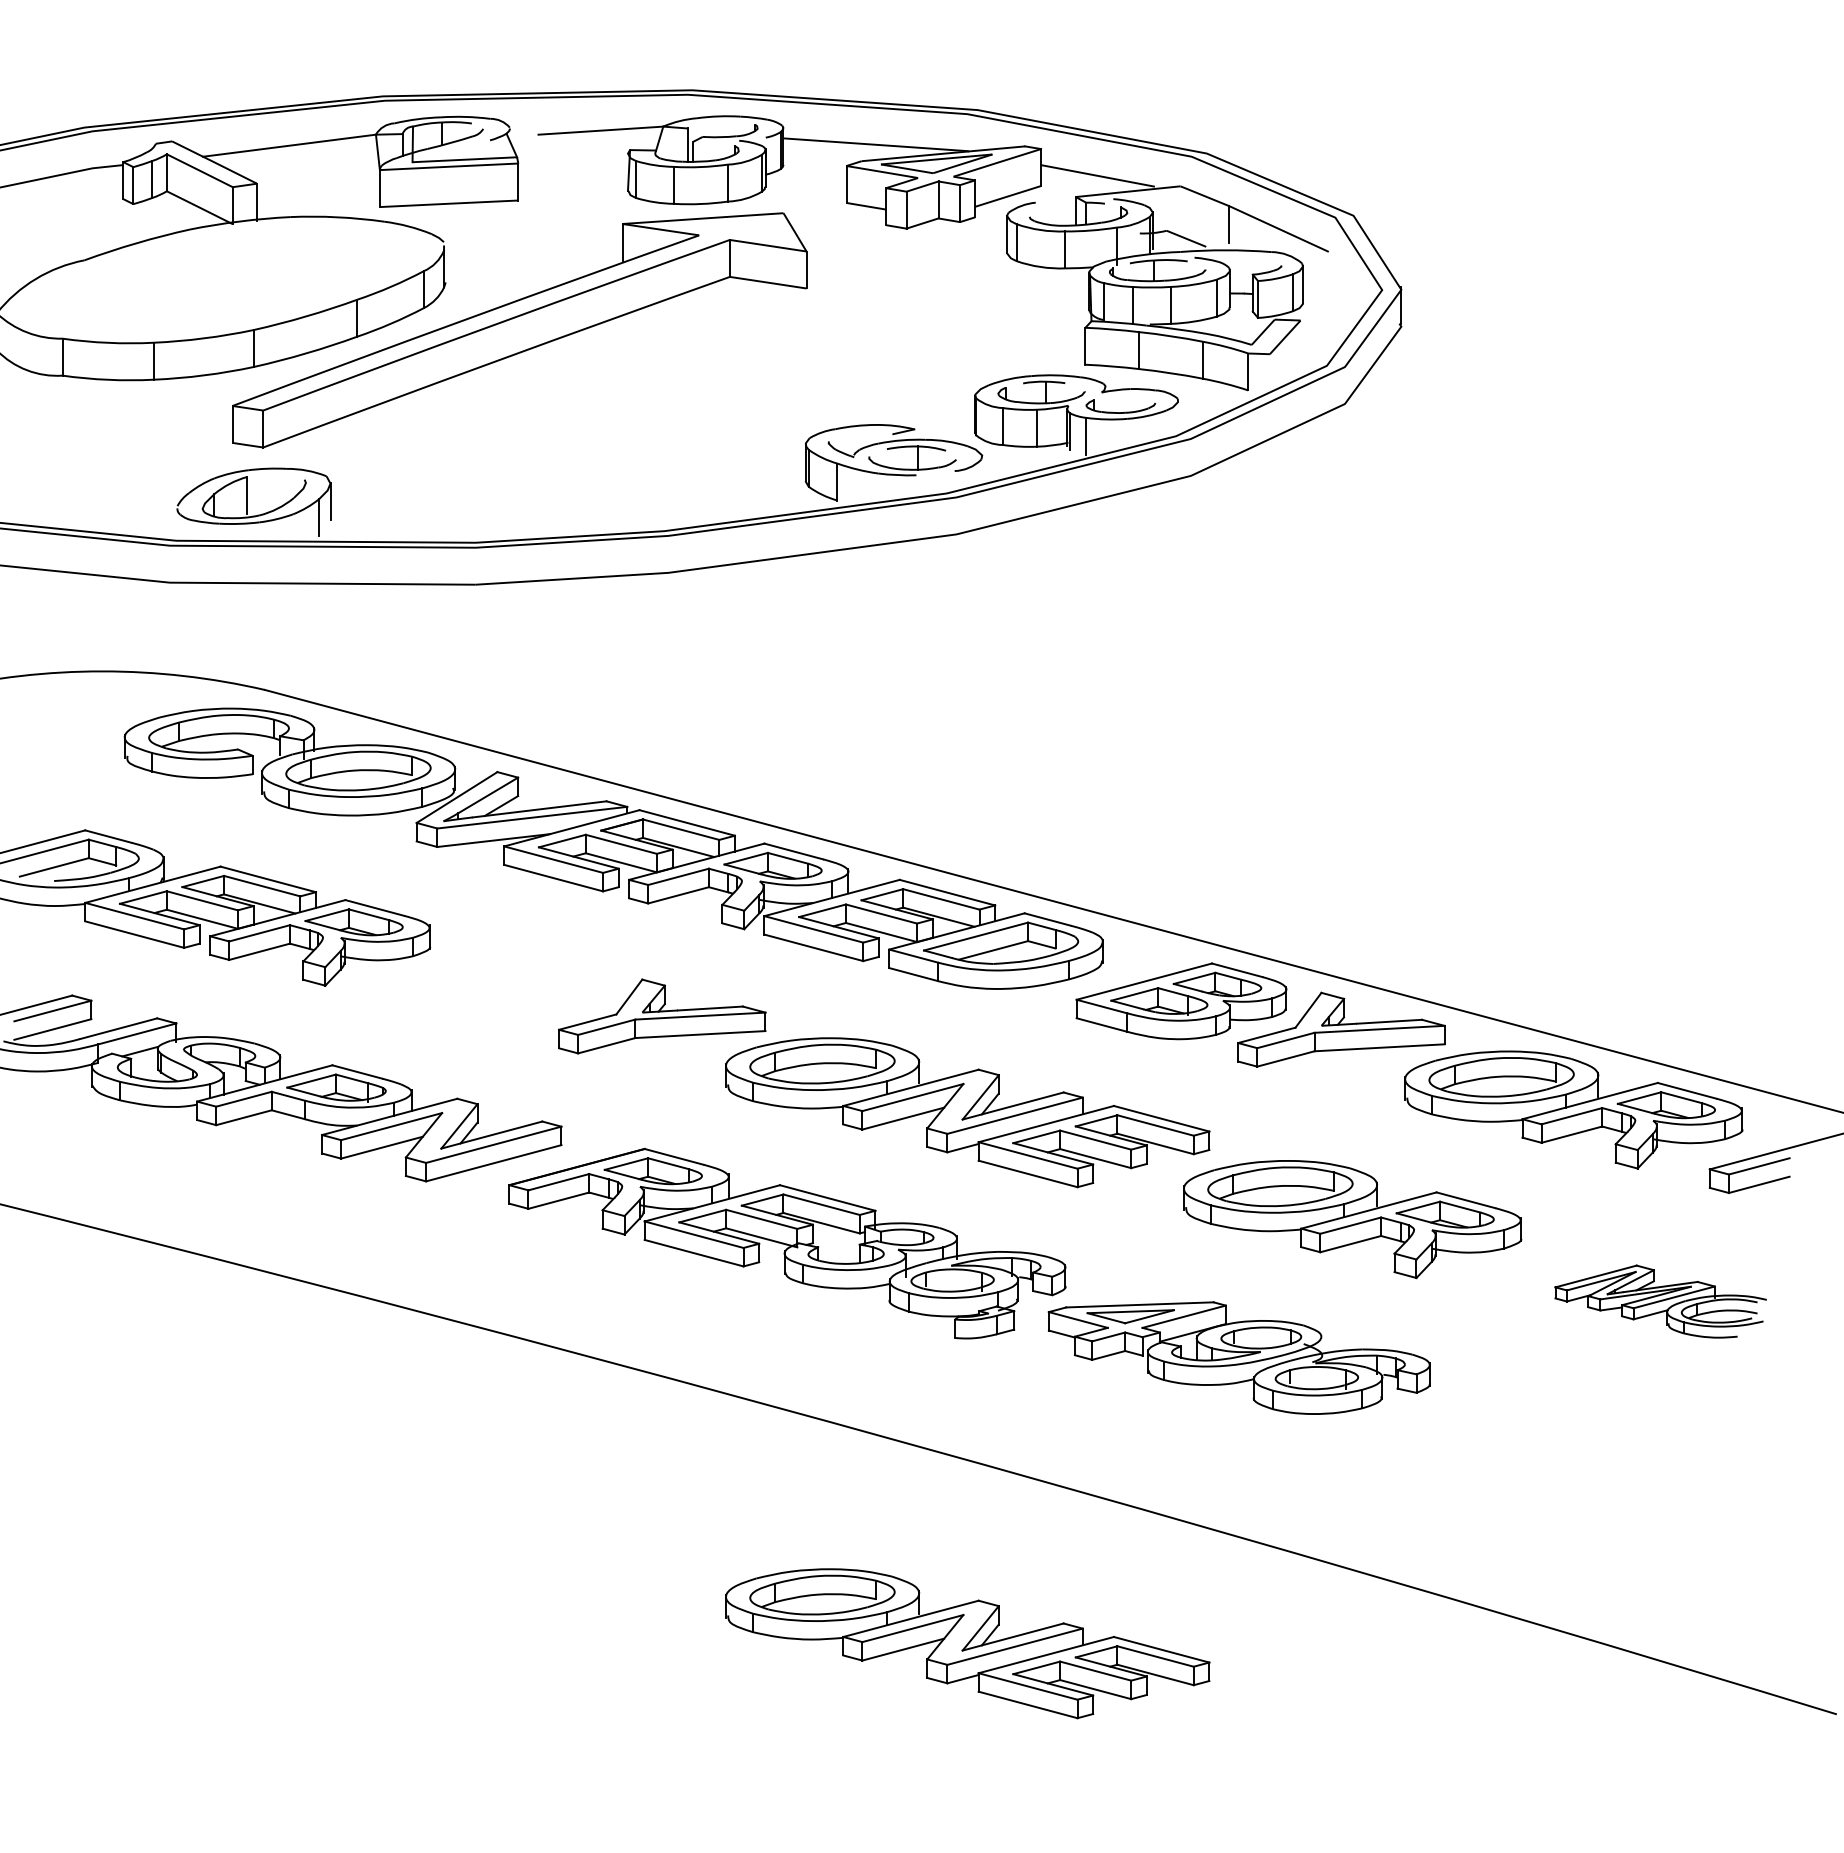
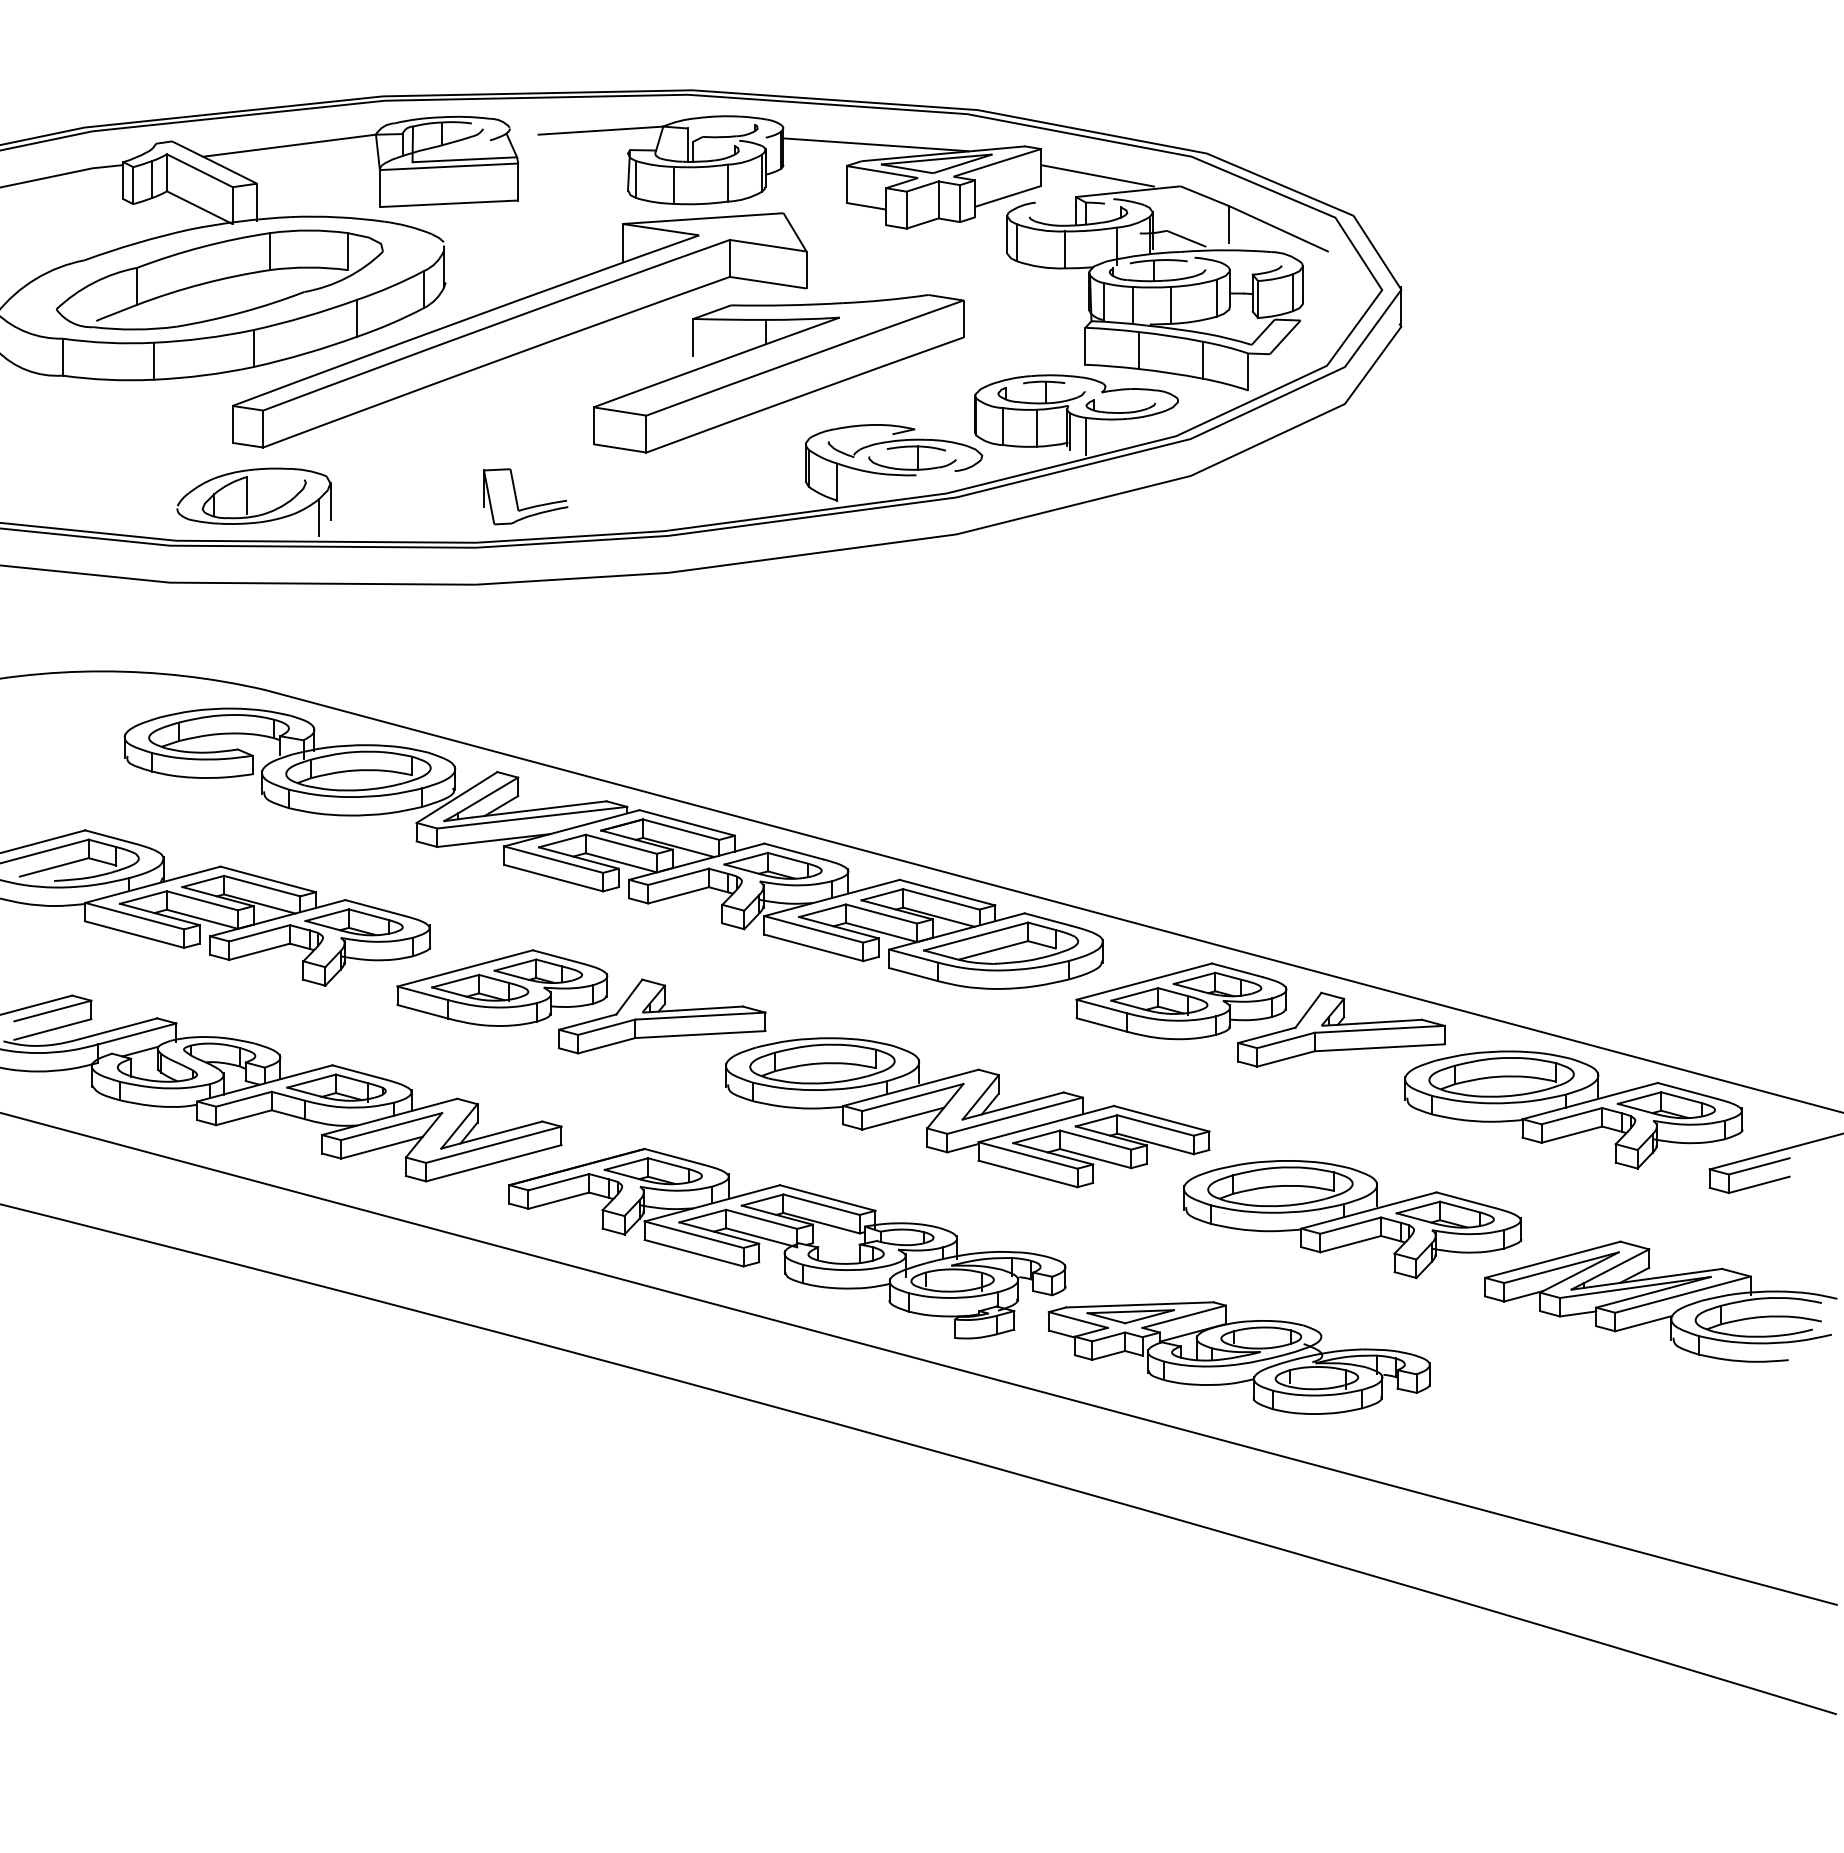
part: none -> present (219, 279)
part: none -> present (778, 373)
part: none -> present (517, 499)
part: none -> present (502, 987)
part size: 213x75 px -> 354x123 px (1660, 1301)
line: none -> present (919, 1358)
part: present -> none (967, 1643)
